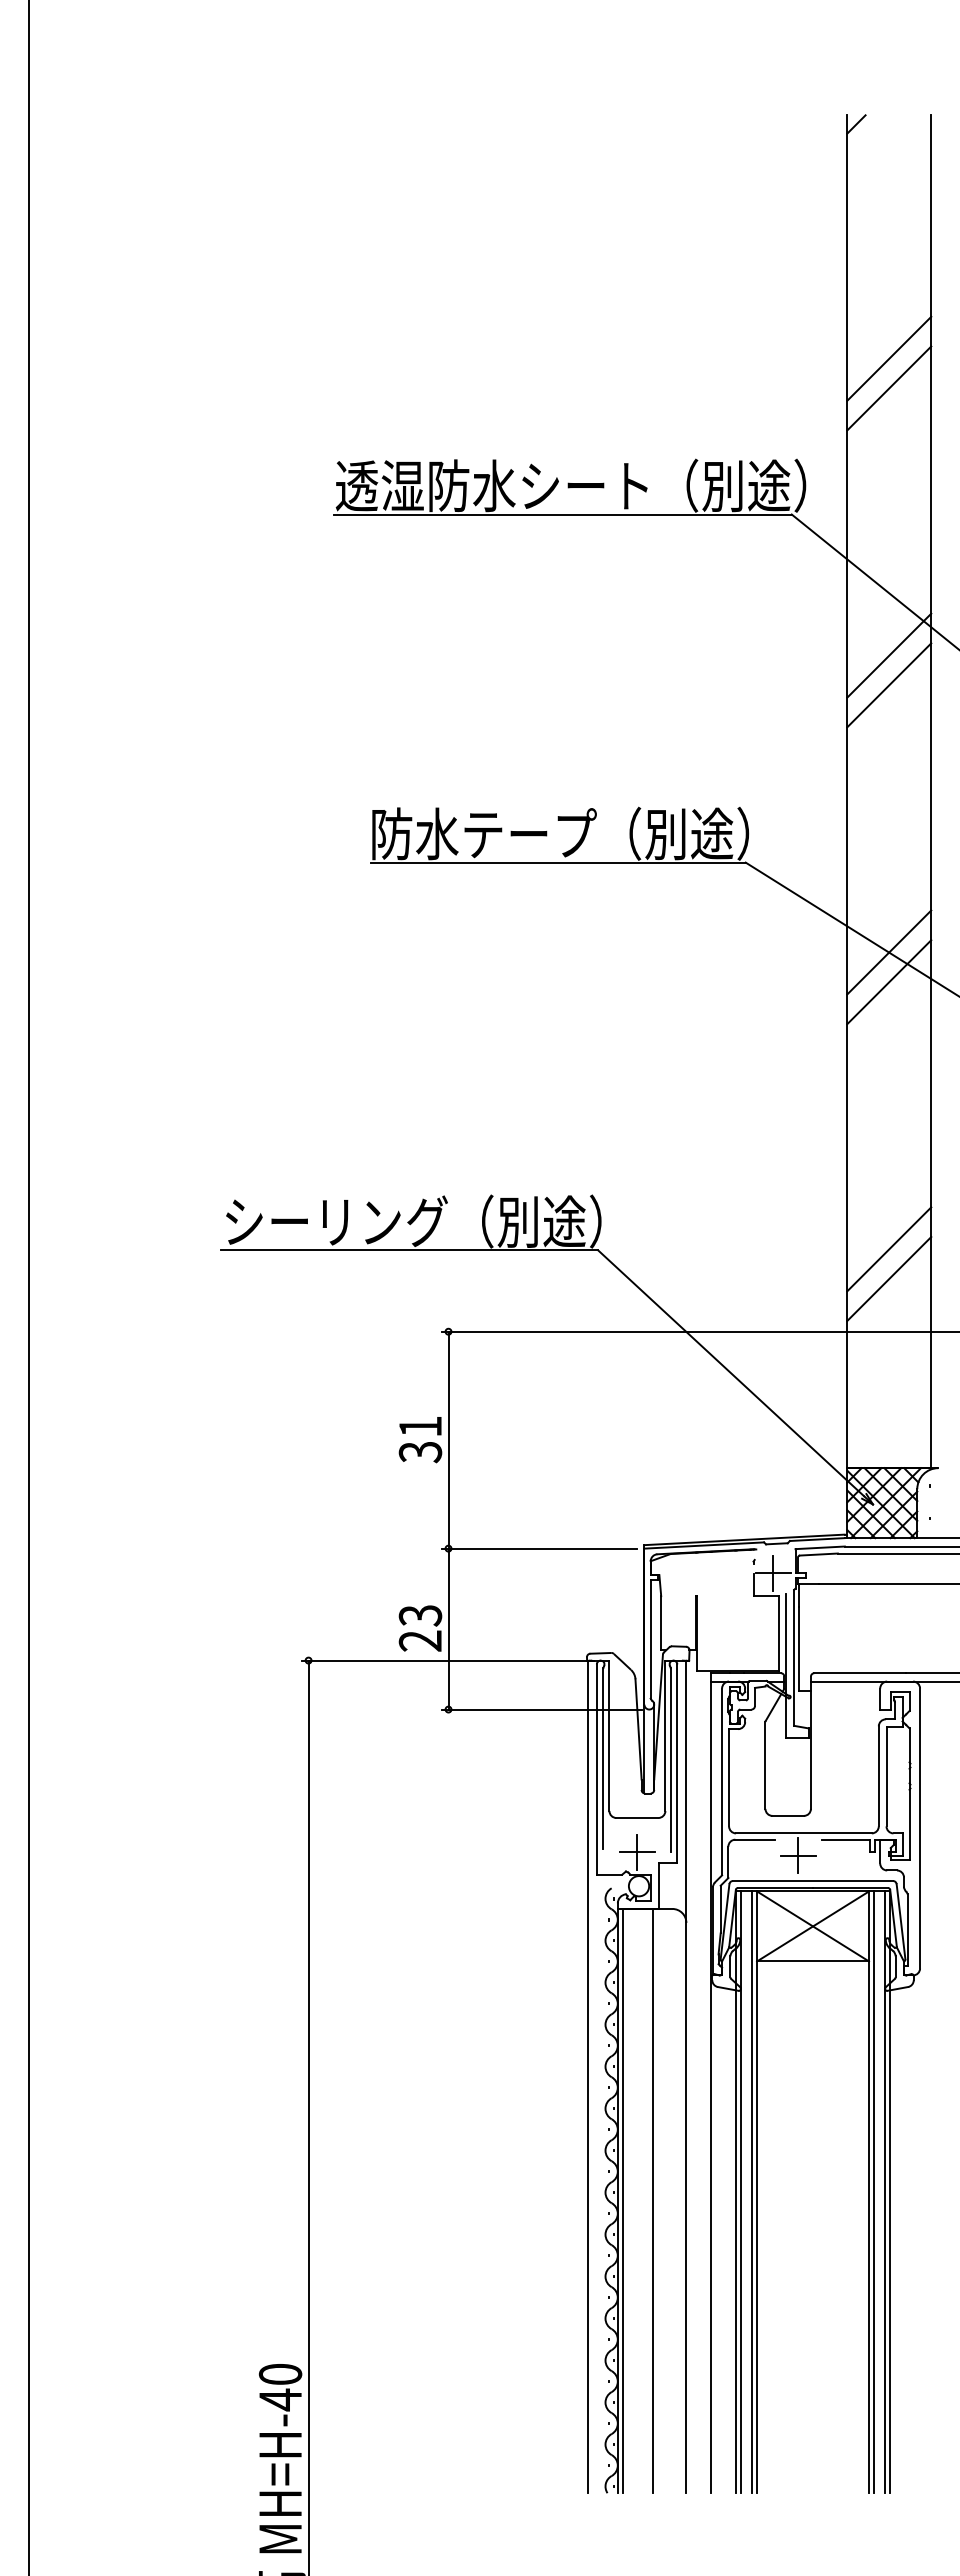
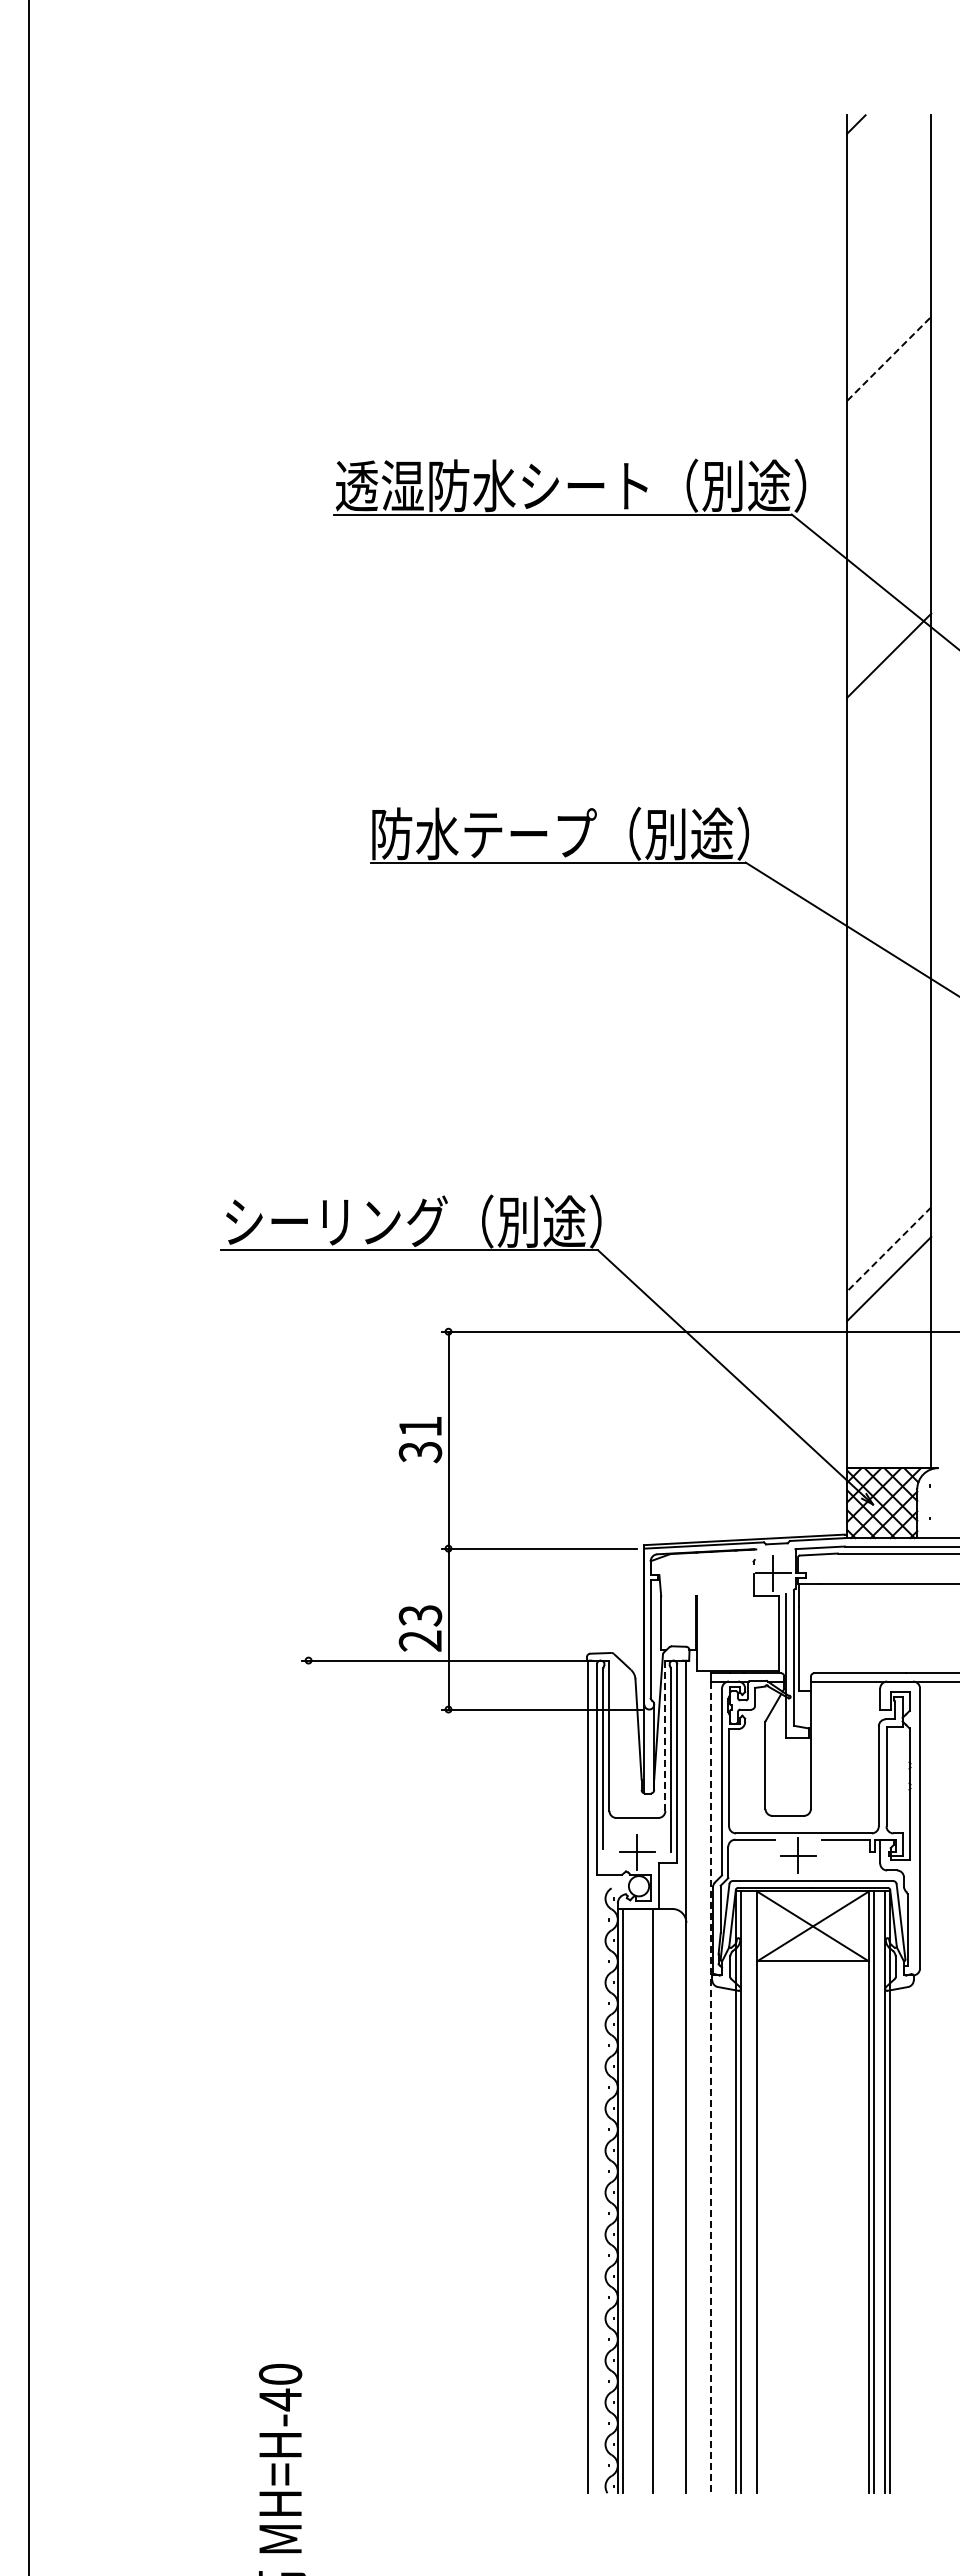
line: solid -> dashed (889, 358)
line: present -> none (889, 388)
line: present -> none (889, 685)
line: present -> none (889, 952)
line: present -> none (889, 982)
line: solid -> dashed (888, 1249)
line: solid -> dashed (665, 1736)
line: solid -> dashed (710, 2087)
line: present -> none (308, 2116)
line: present -> none (752, 2192)
